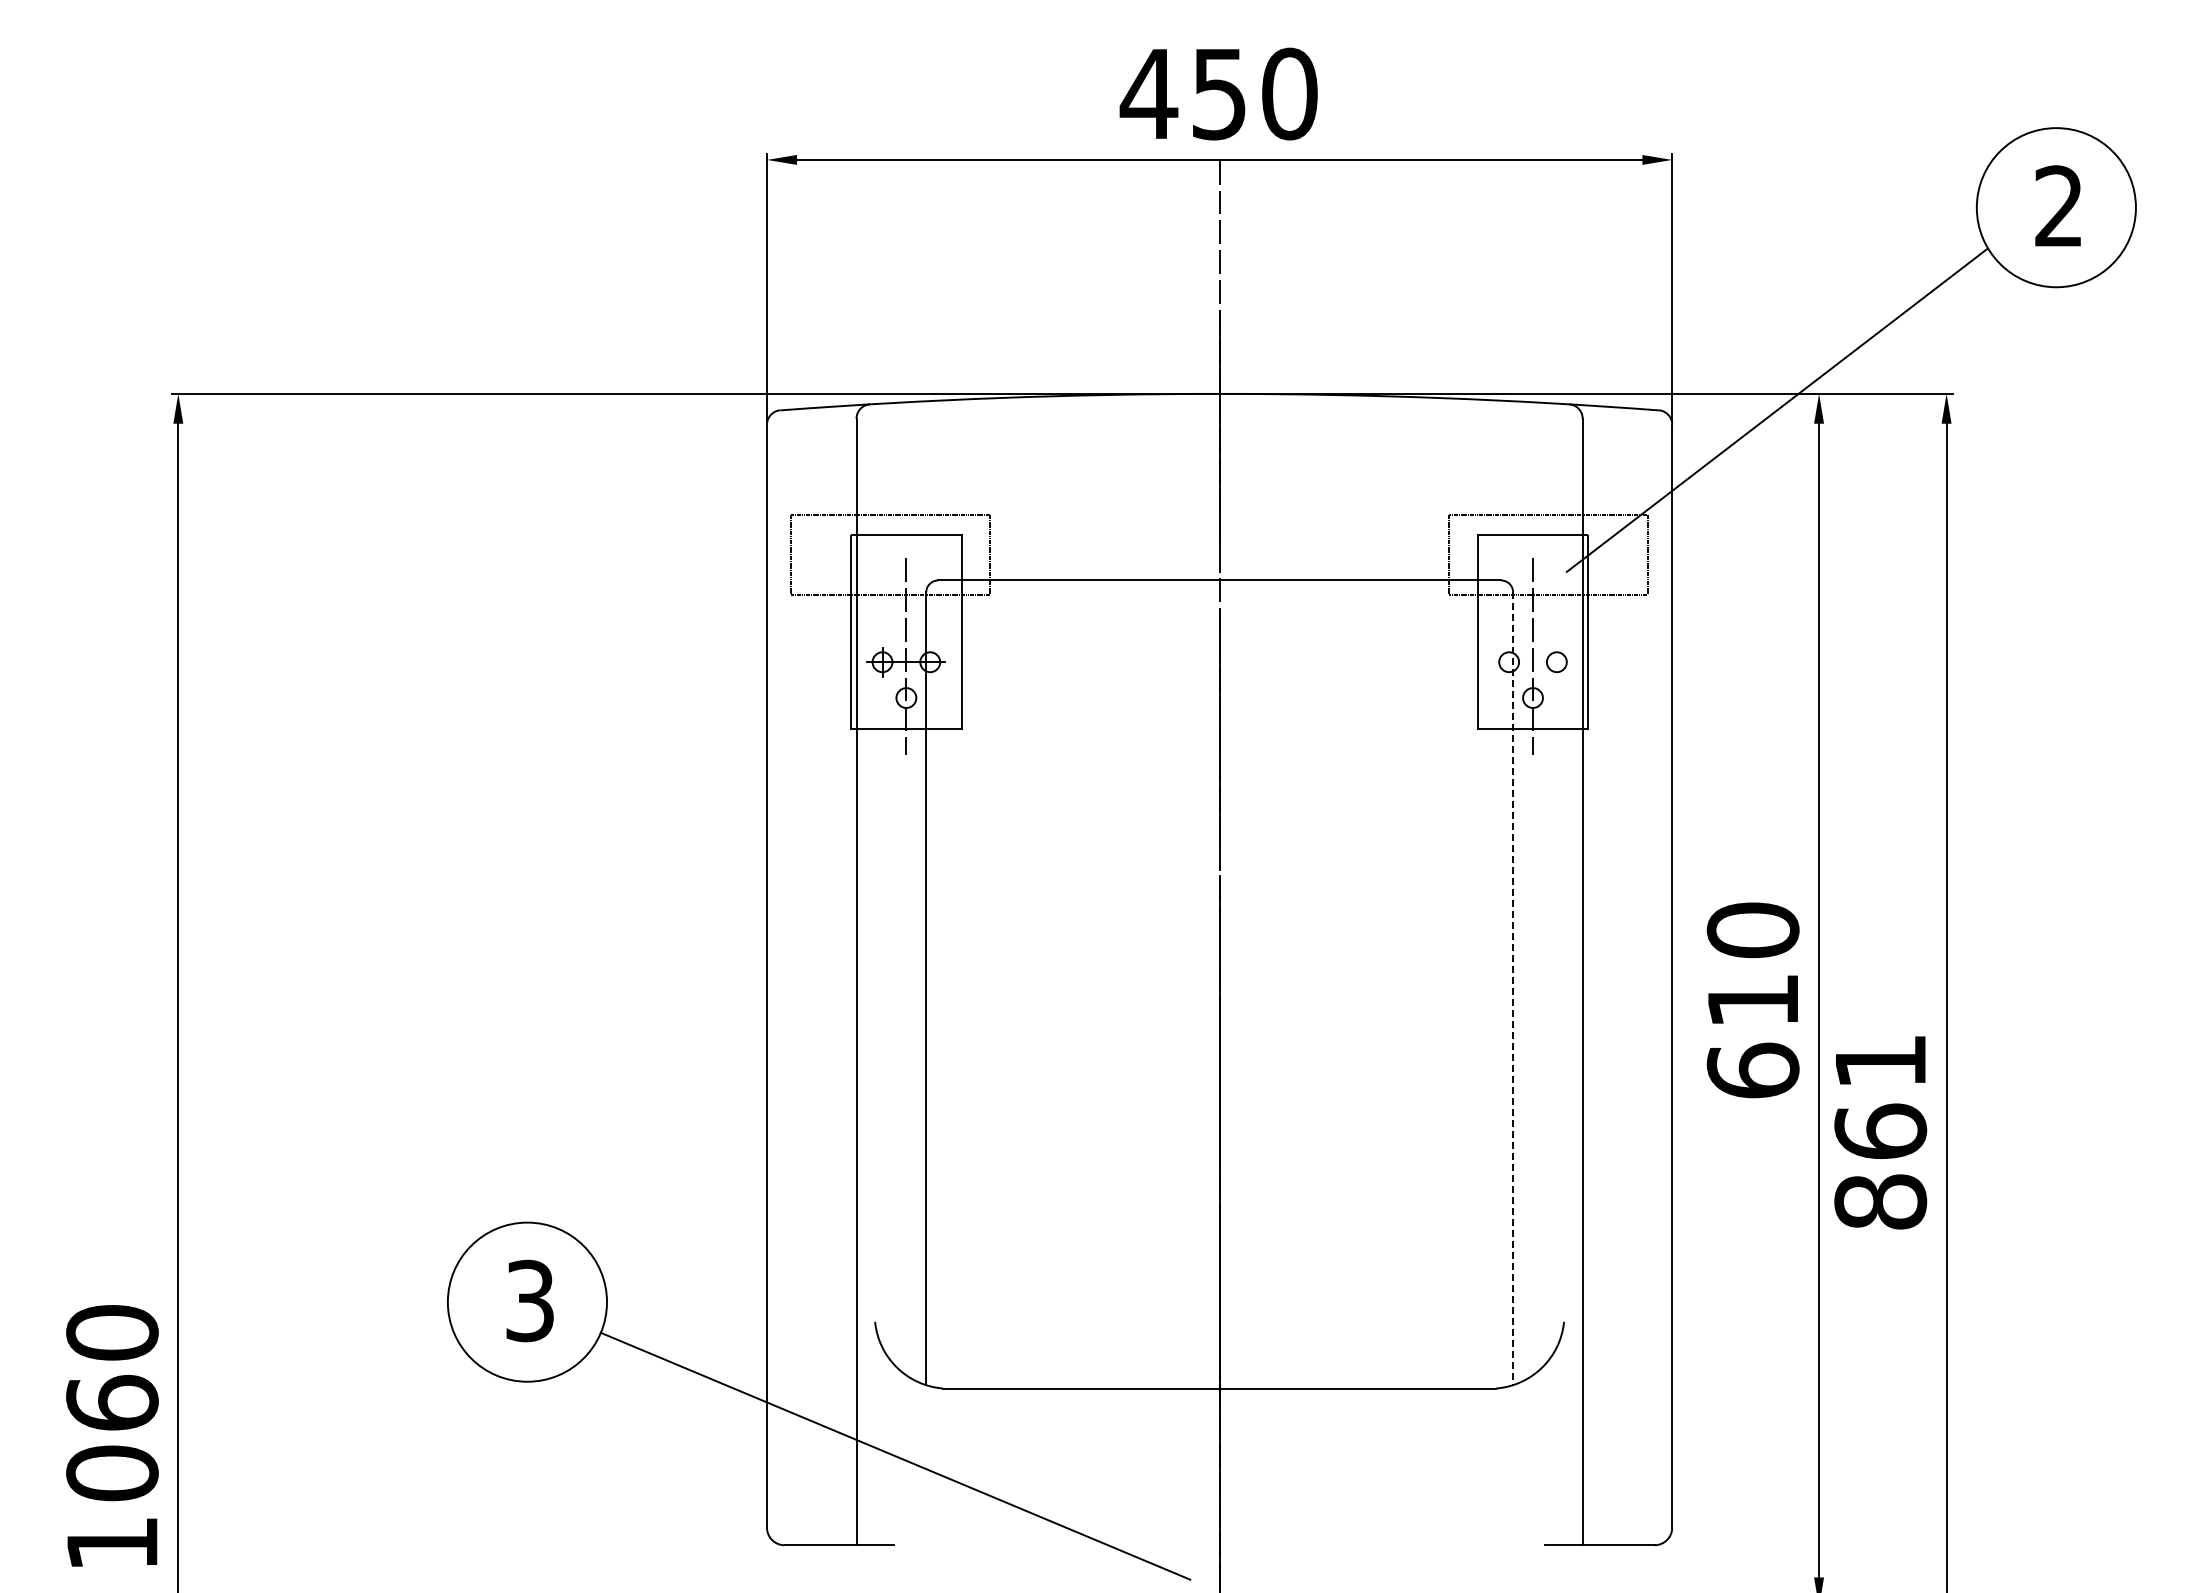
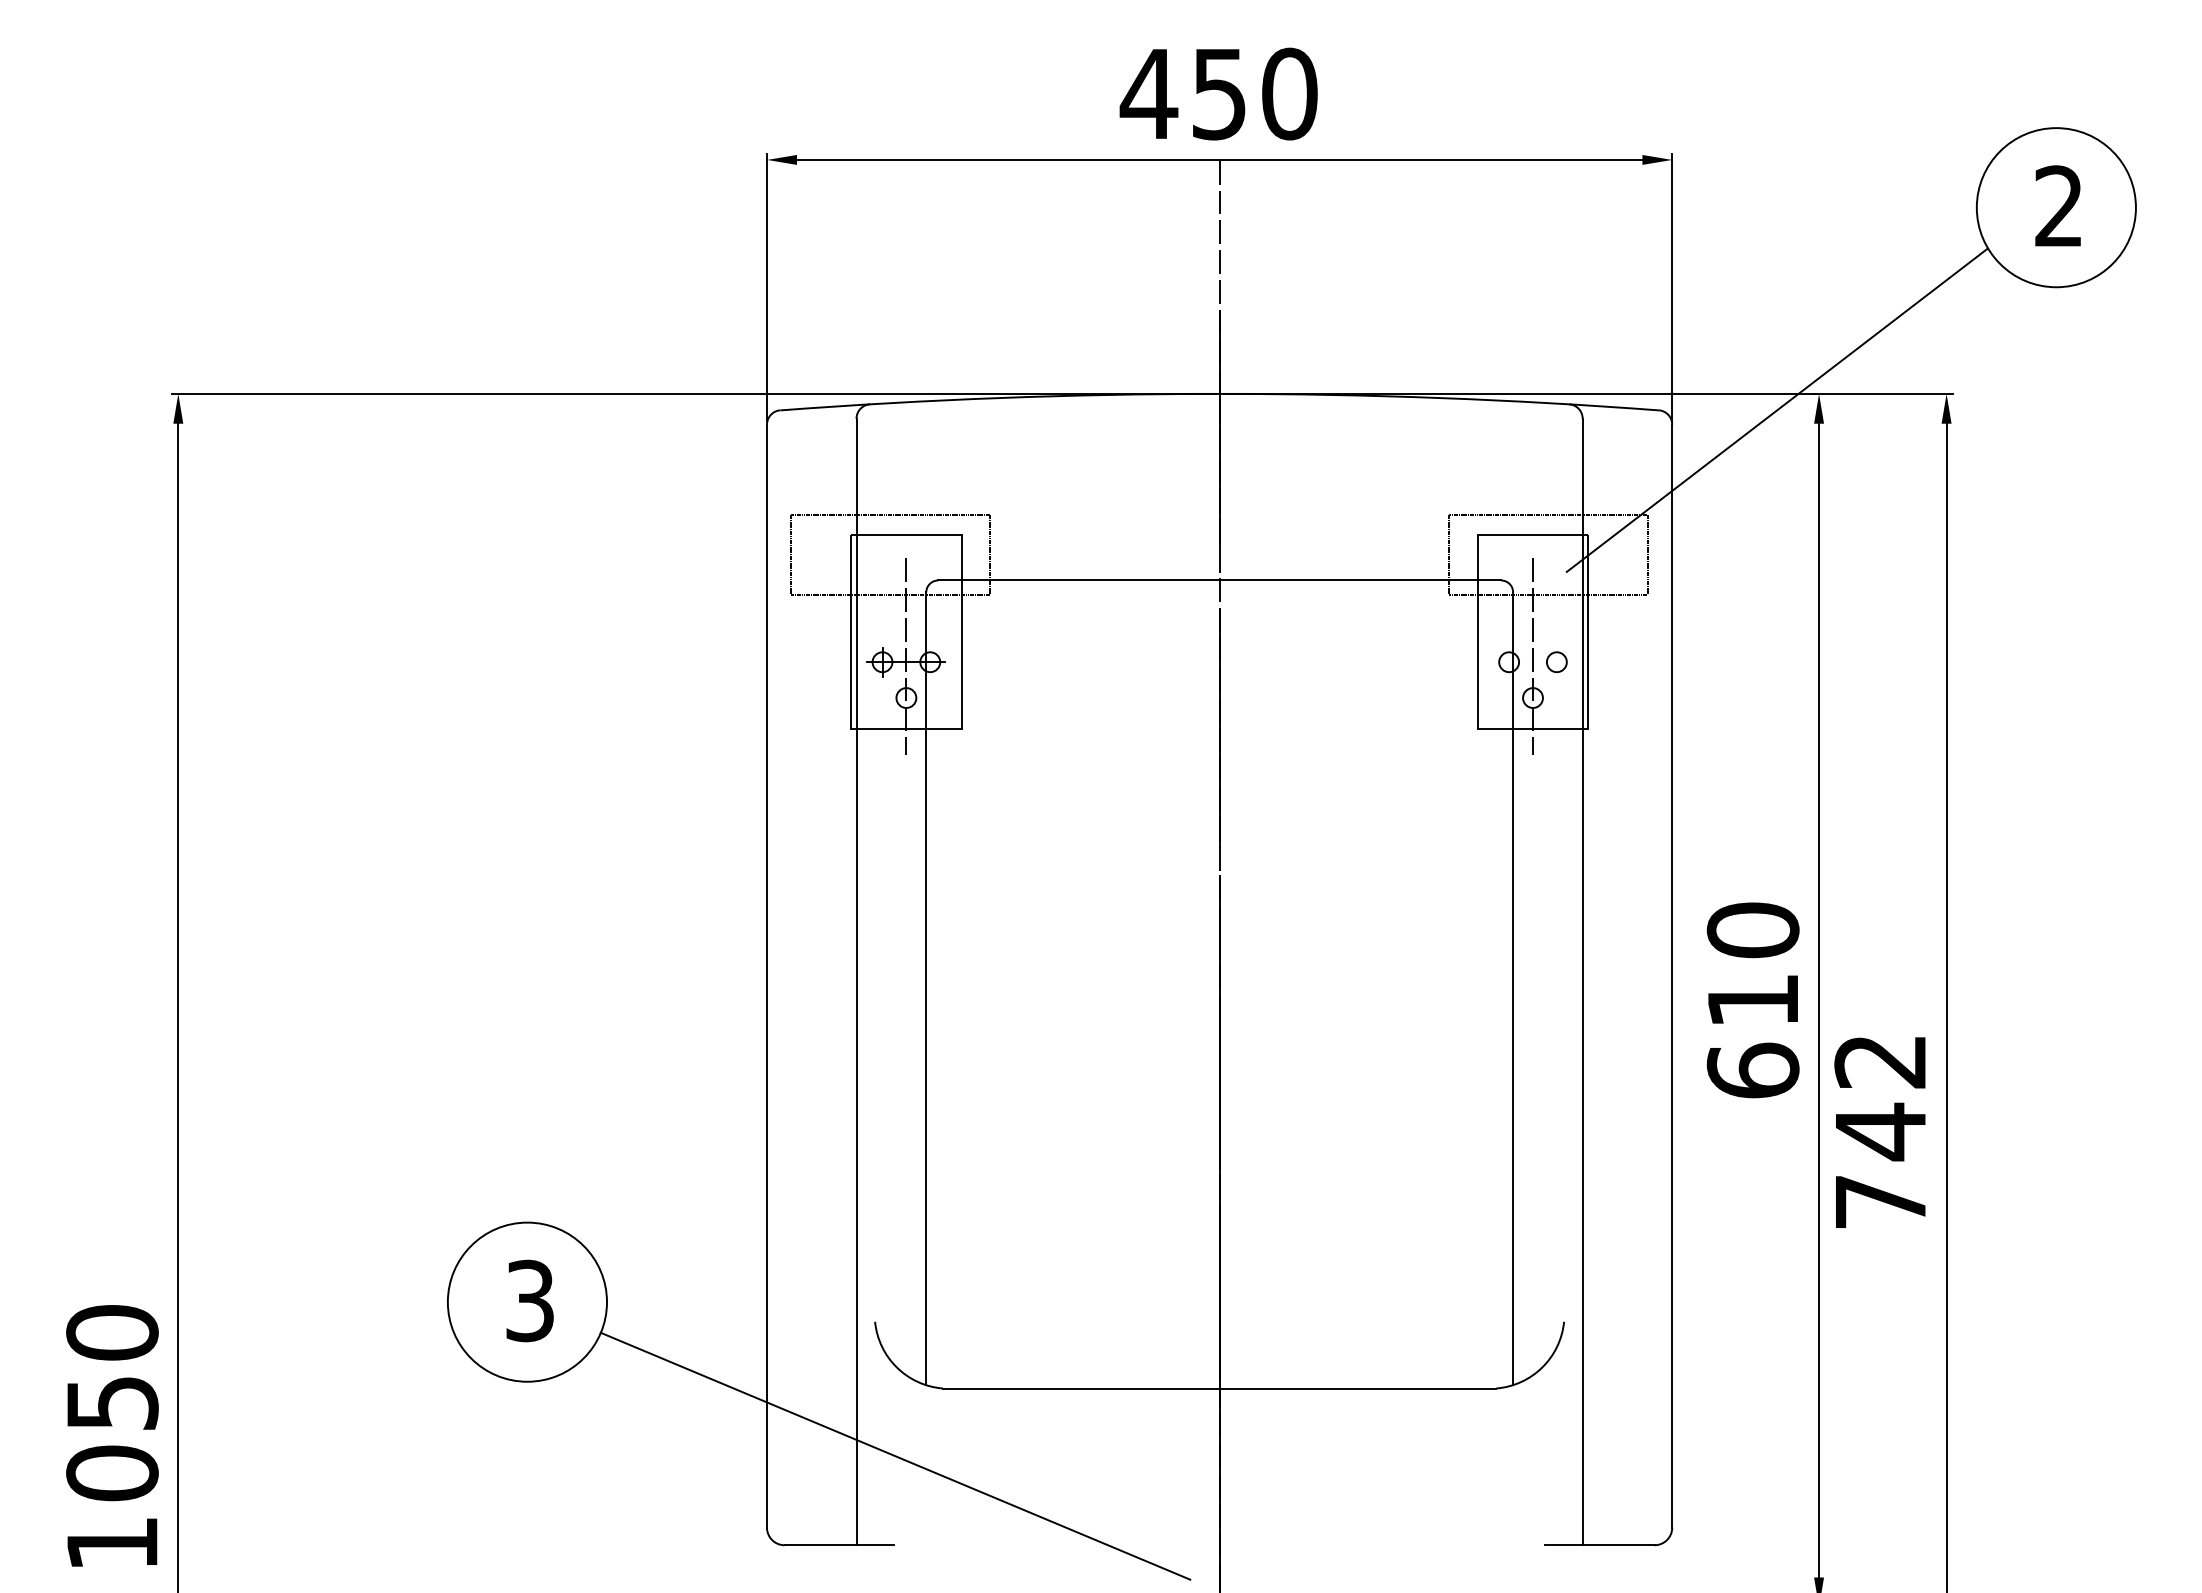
line: dashed -> solid (1513, 989)
text: 861 -> 742 (1880, 1132)
text: 1060 -> 1050 (112, 1402)
